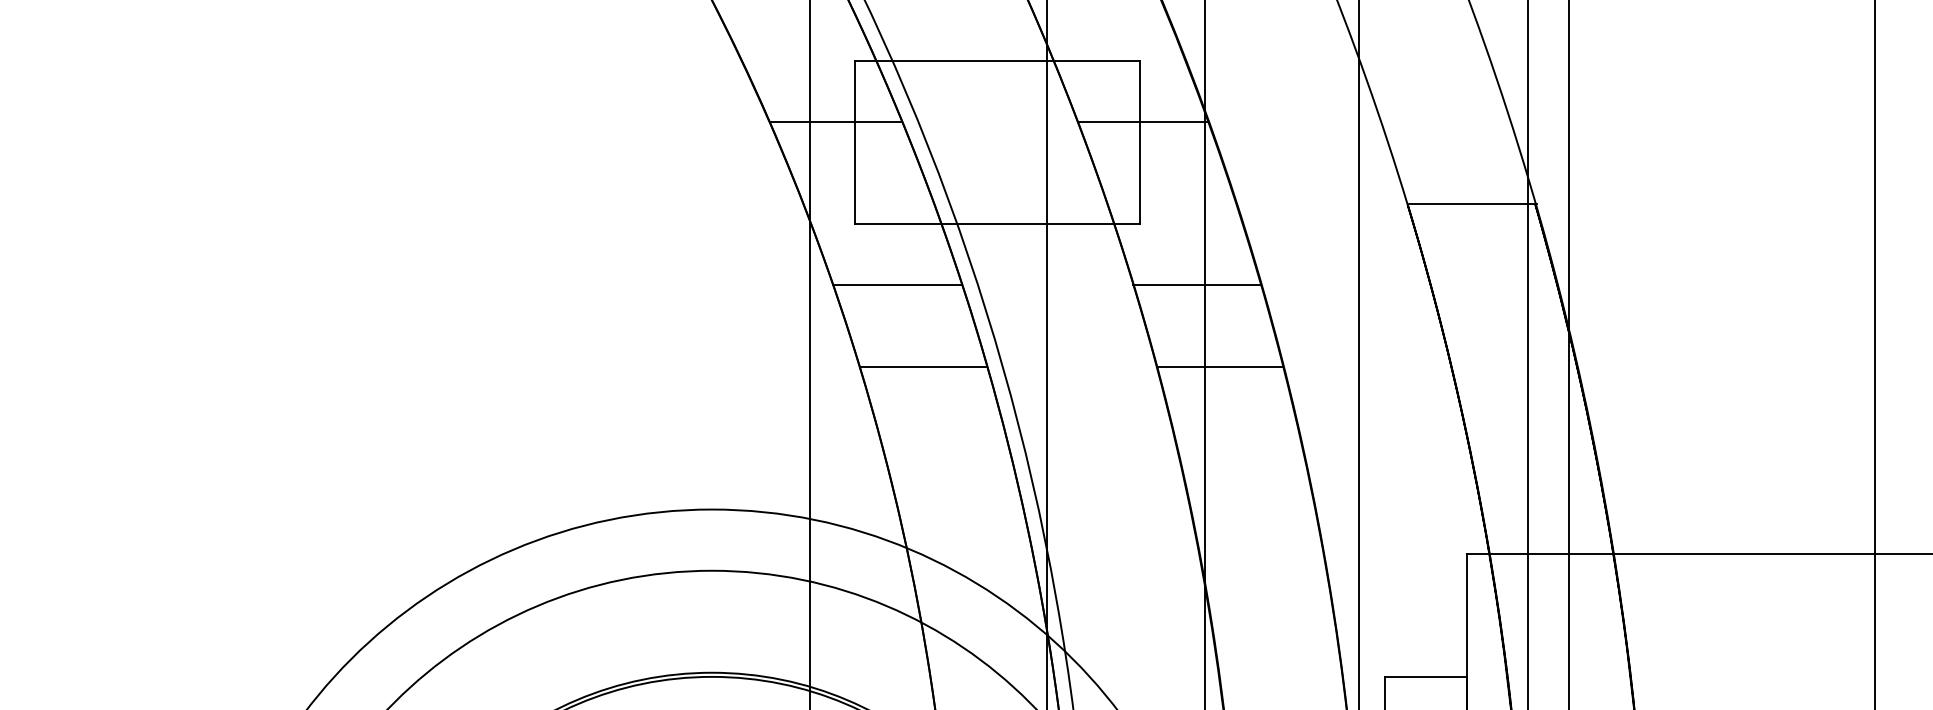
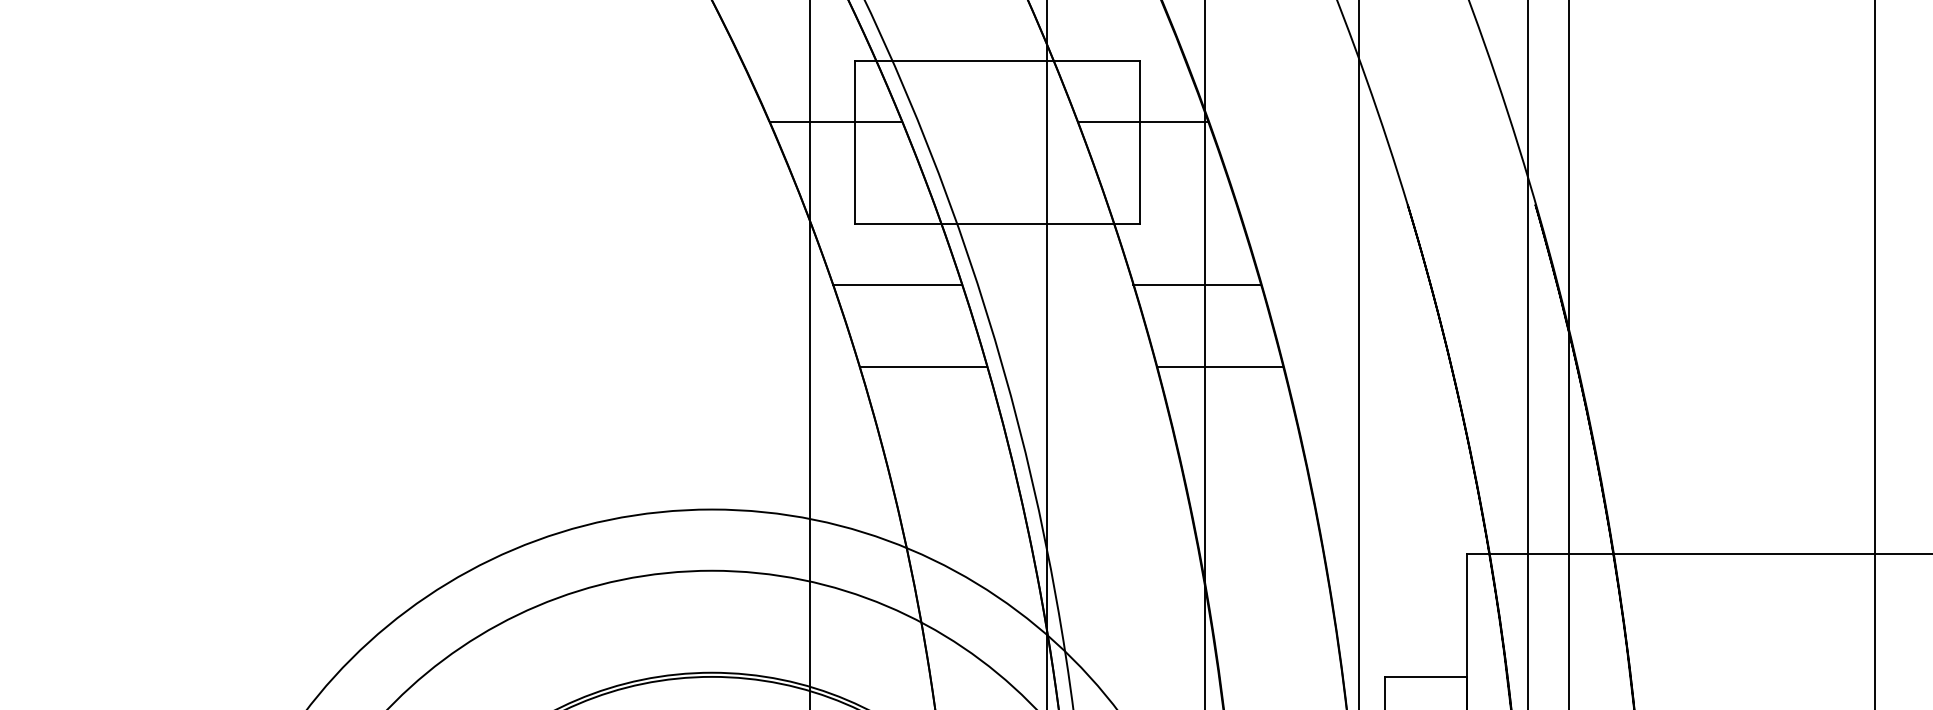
line: present -> none (1472, 203)
